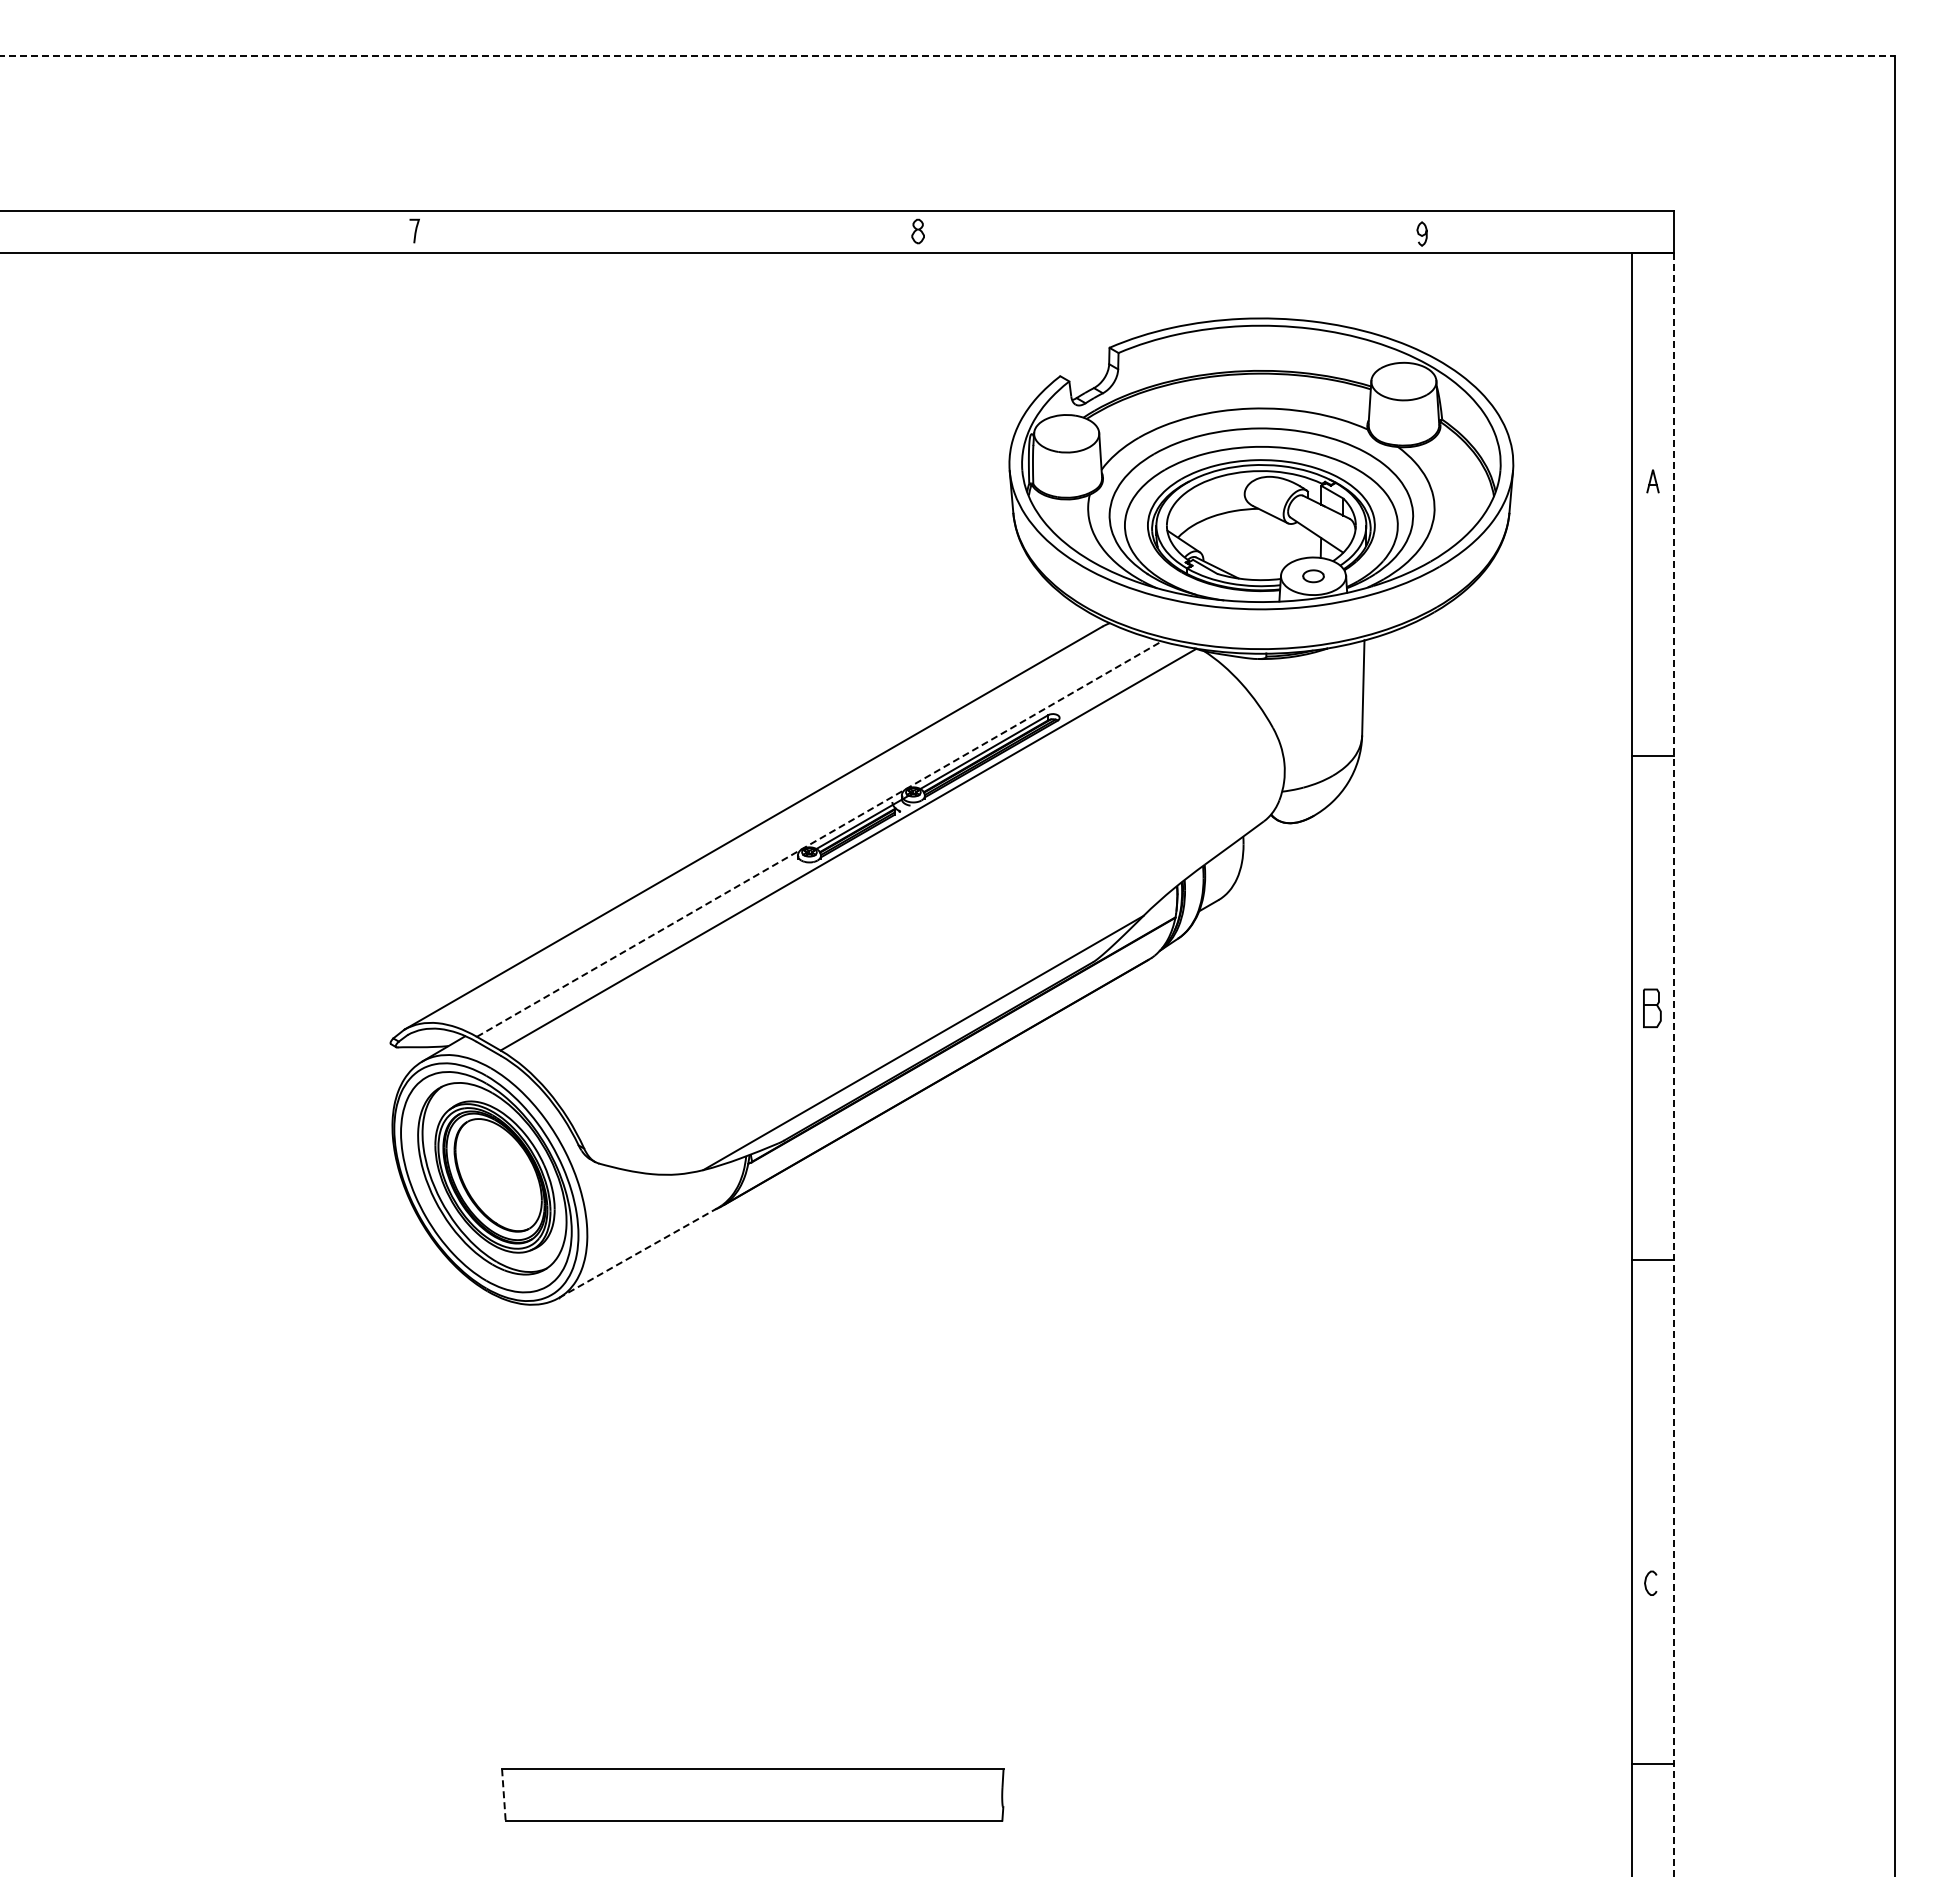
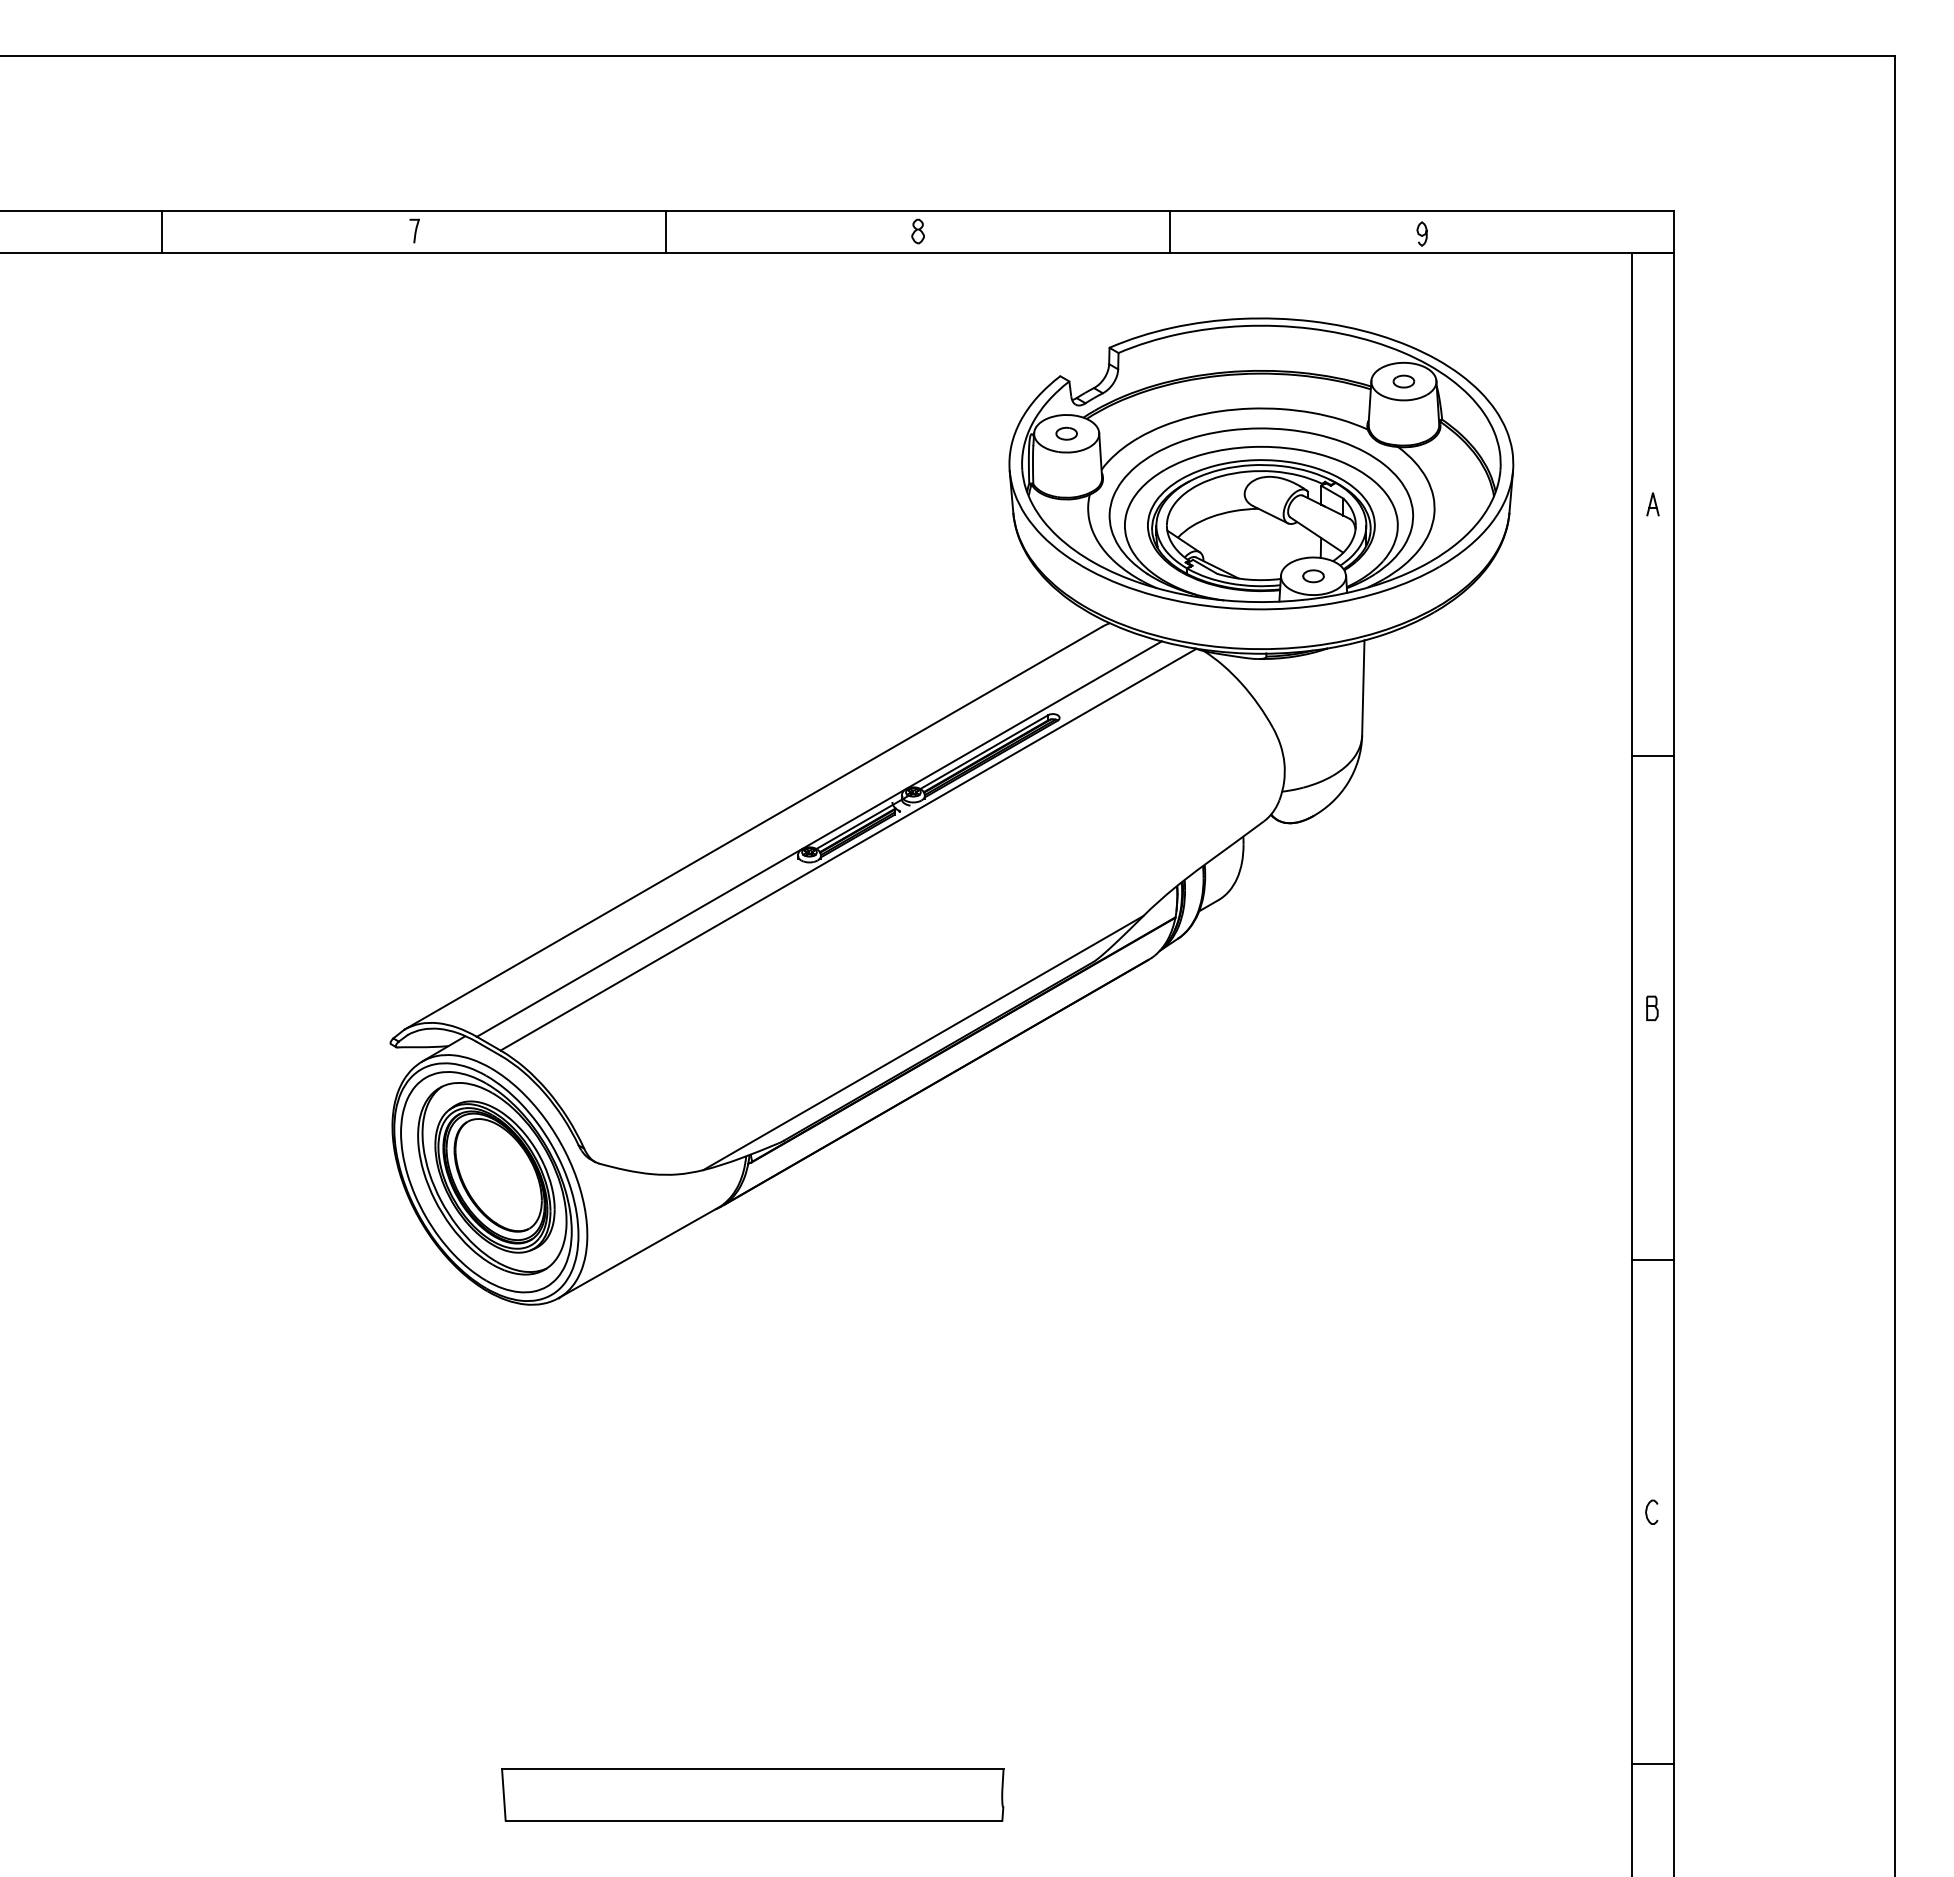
line: dashed -> solid (948, 56)
line: none -> present (162, 231)
line: none -> present (666, 231)
line: none -> present (1170, 231)
part: none -> present (1403, 381)
part: none -> present (1066, 433)
part position: (1652, 481) -> (1652, 504) (1652, 504)
line: dashed -> solid (819, 839)
part size: 19x41 px -> 13x27 px (1652, 1008)
line: dashed -> solid (1674, 1064)
line: dashed -> solid (638, 1252)
curve position: (1646, 1581) -> (1647, 1510) (1647, 1510)
line: dashed -> solid (503, 1794)
